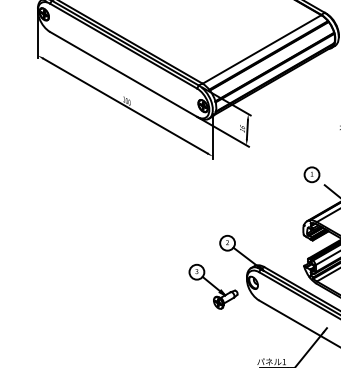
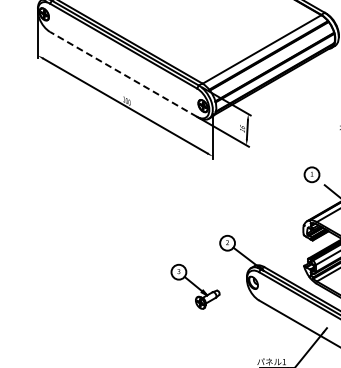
line: solid -> dashed (123, 74)
part position: (213, 286) -> (195, 286) (195, 286)
